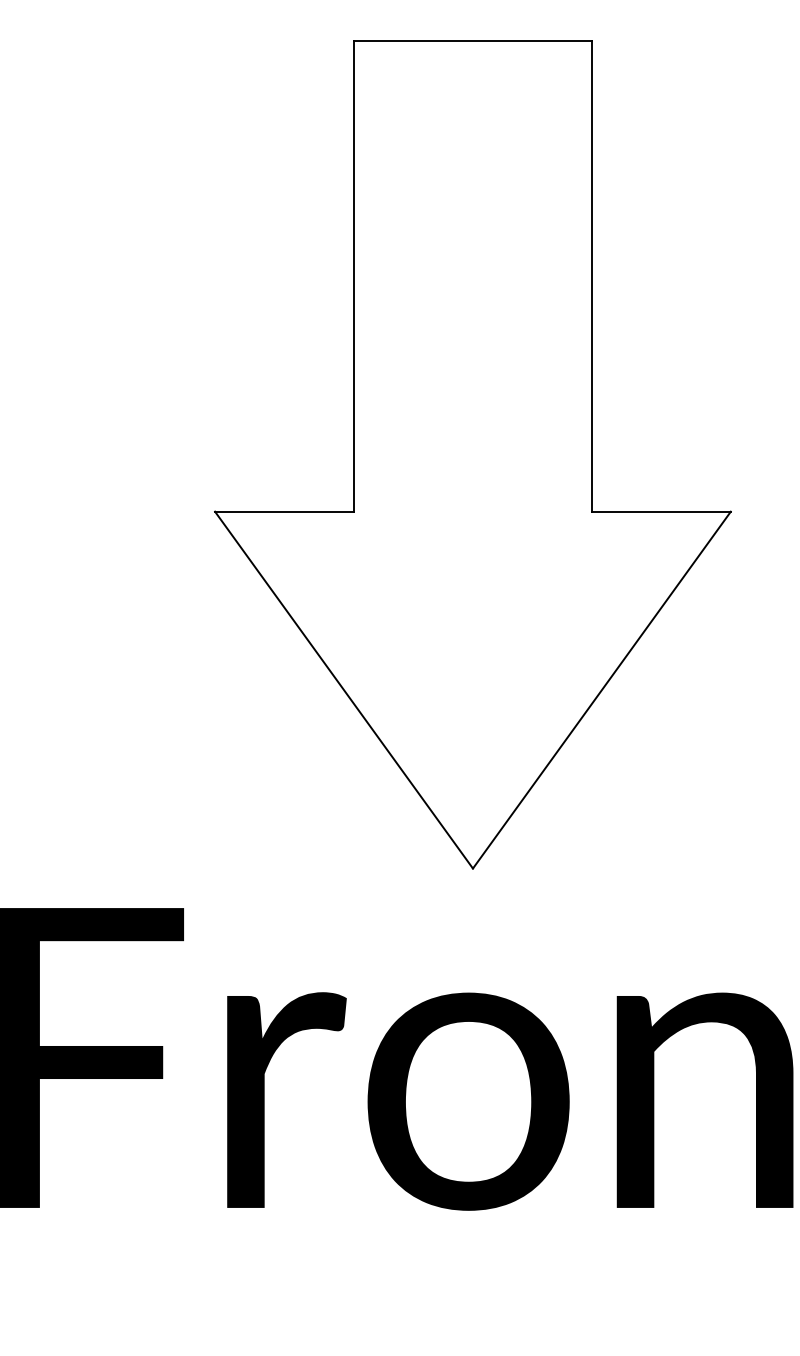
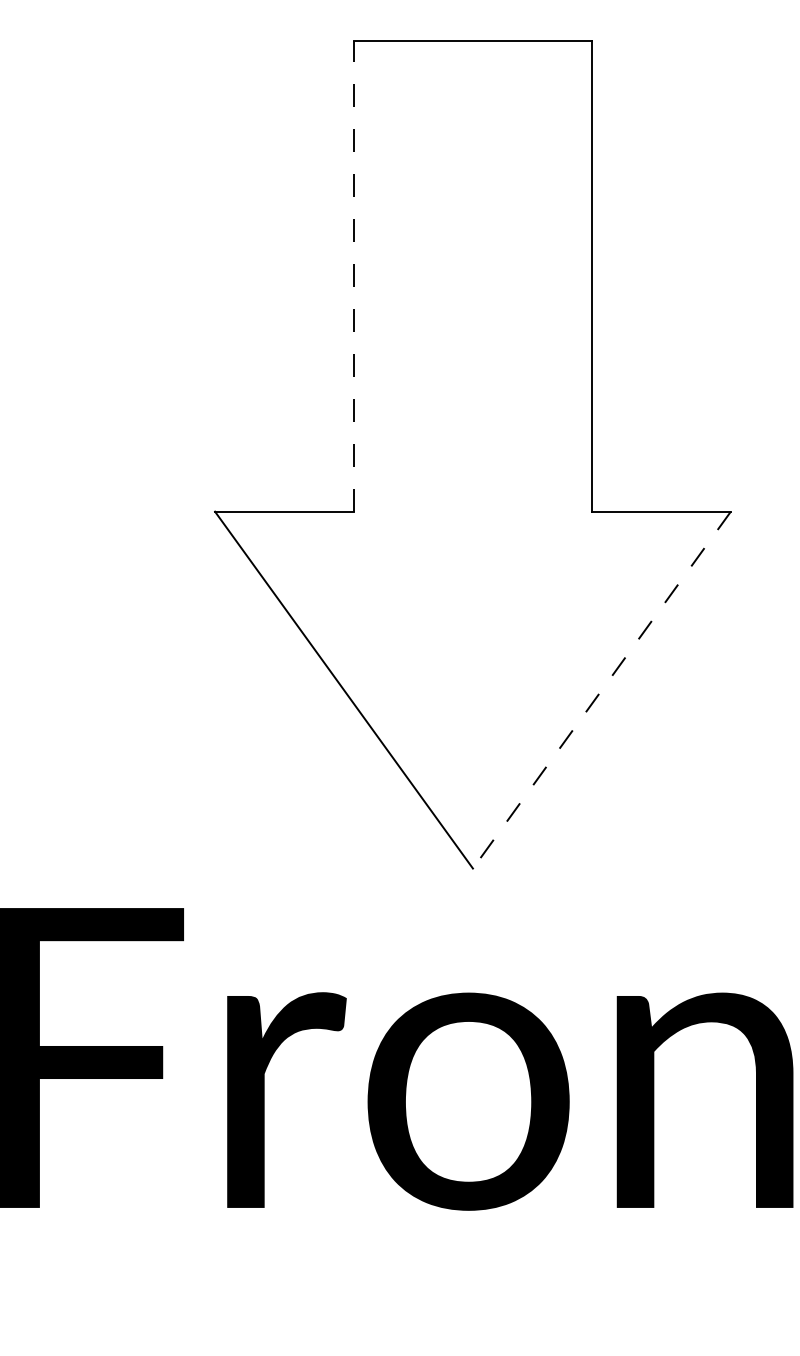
line: solid -> dashed (353, 275)
line: solid -> dashed (601, 690)
